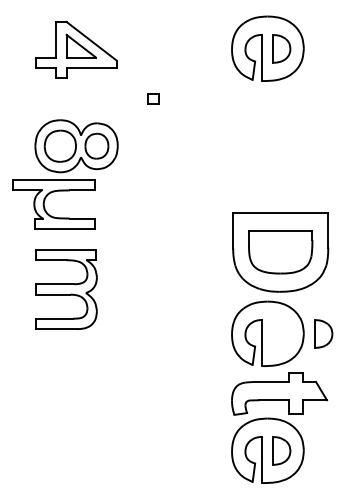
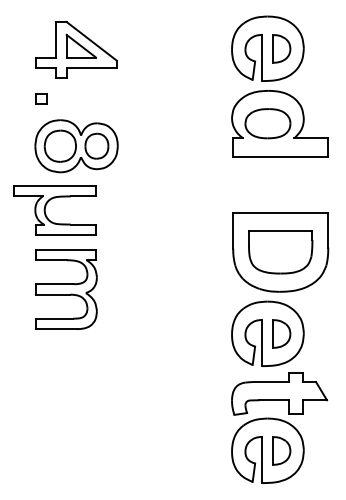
part position: (153, 98) -> (41, 98) (41, 98)
part: none -> present (279, 123)
part position: (45, 207) -> (46, 213) (46, 213)
part position: (323, 333) -> (281, 333) (281, 333)
